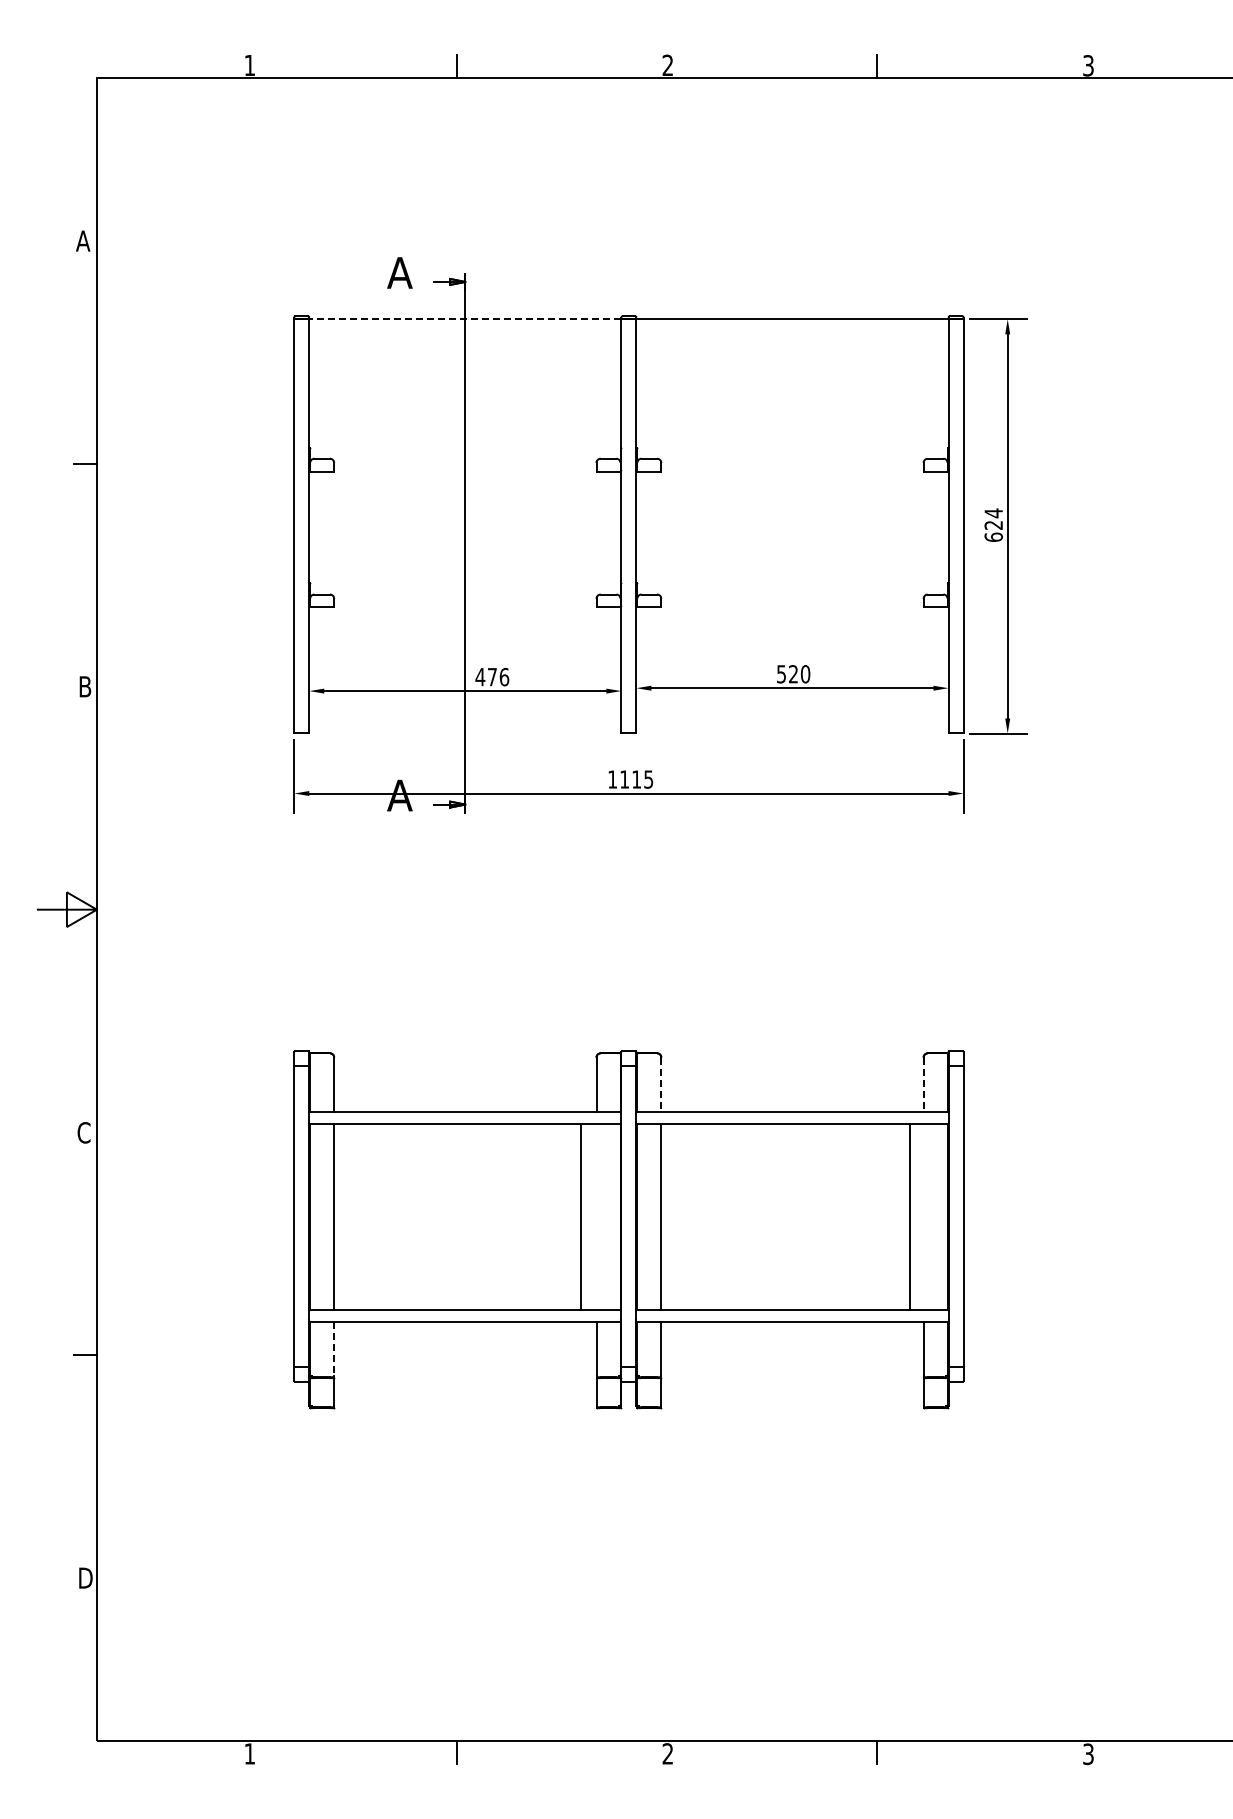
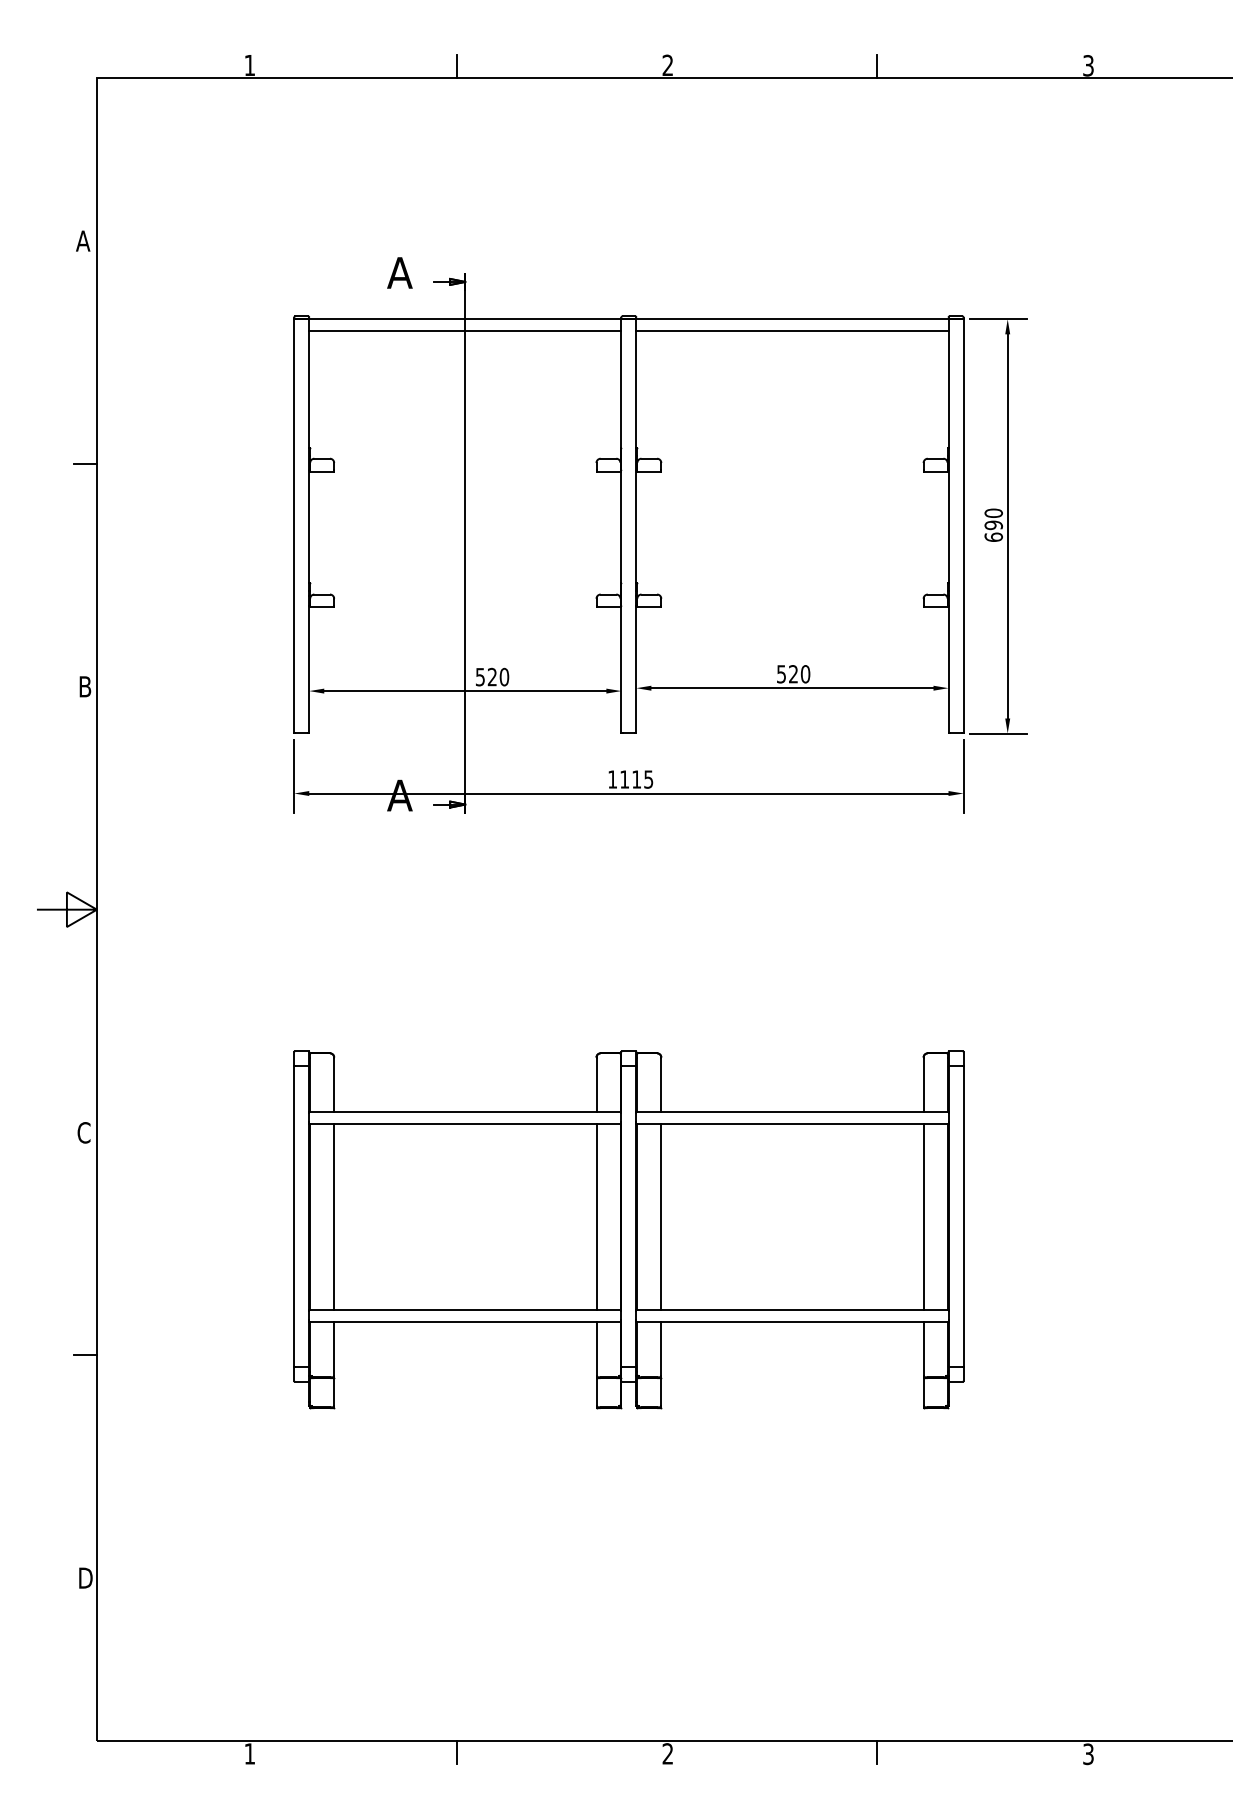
line: dashed -> solid (464, 319)
line: none -> present (465, 331)
line: none -> present (792, 331)
text: 624 -> 690 (993, 519)
text: 476 -> 520 (492, 676)
line: dashed -> solid (661, 1084)
line: dashed -> solid (923, 1084)
line position: (580, 1216) -> (596, 1216) (596, 1216)
line position: (909, 1216) -> (923, 1216) (923, 1216)
line: dashed -> solid (334, 1349)
